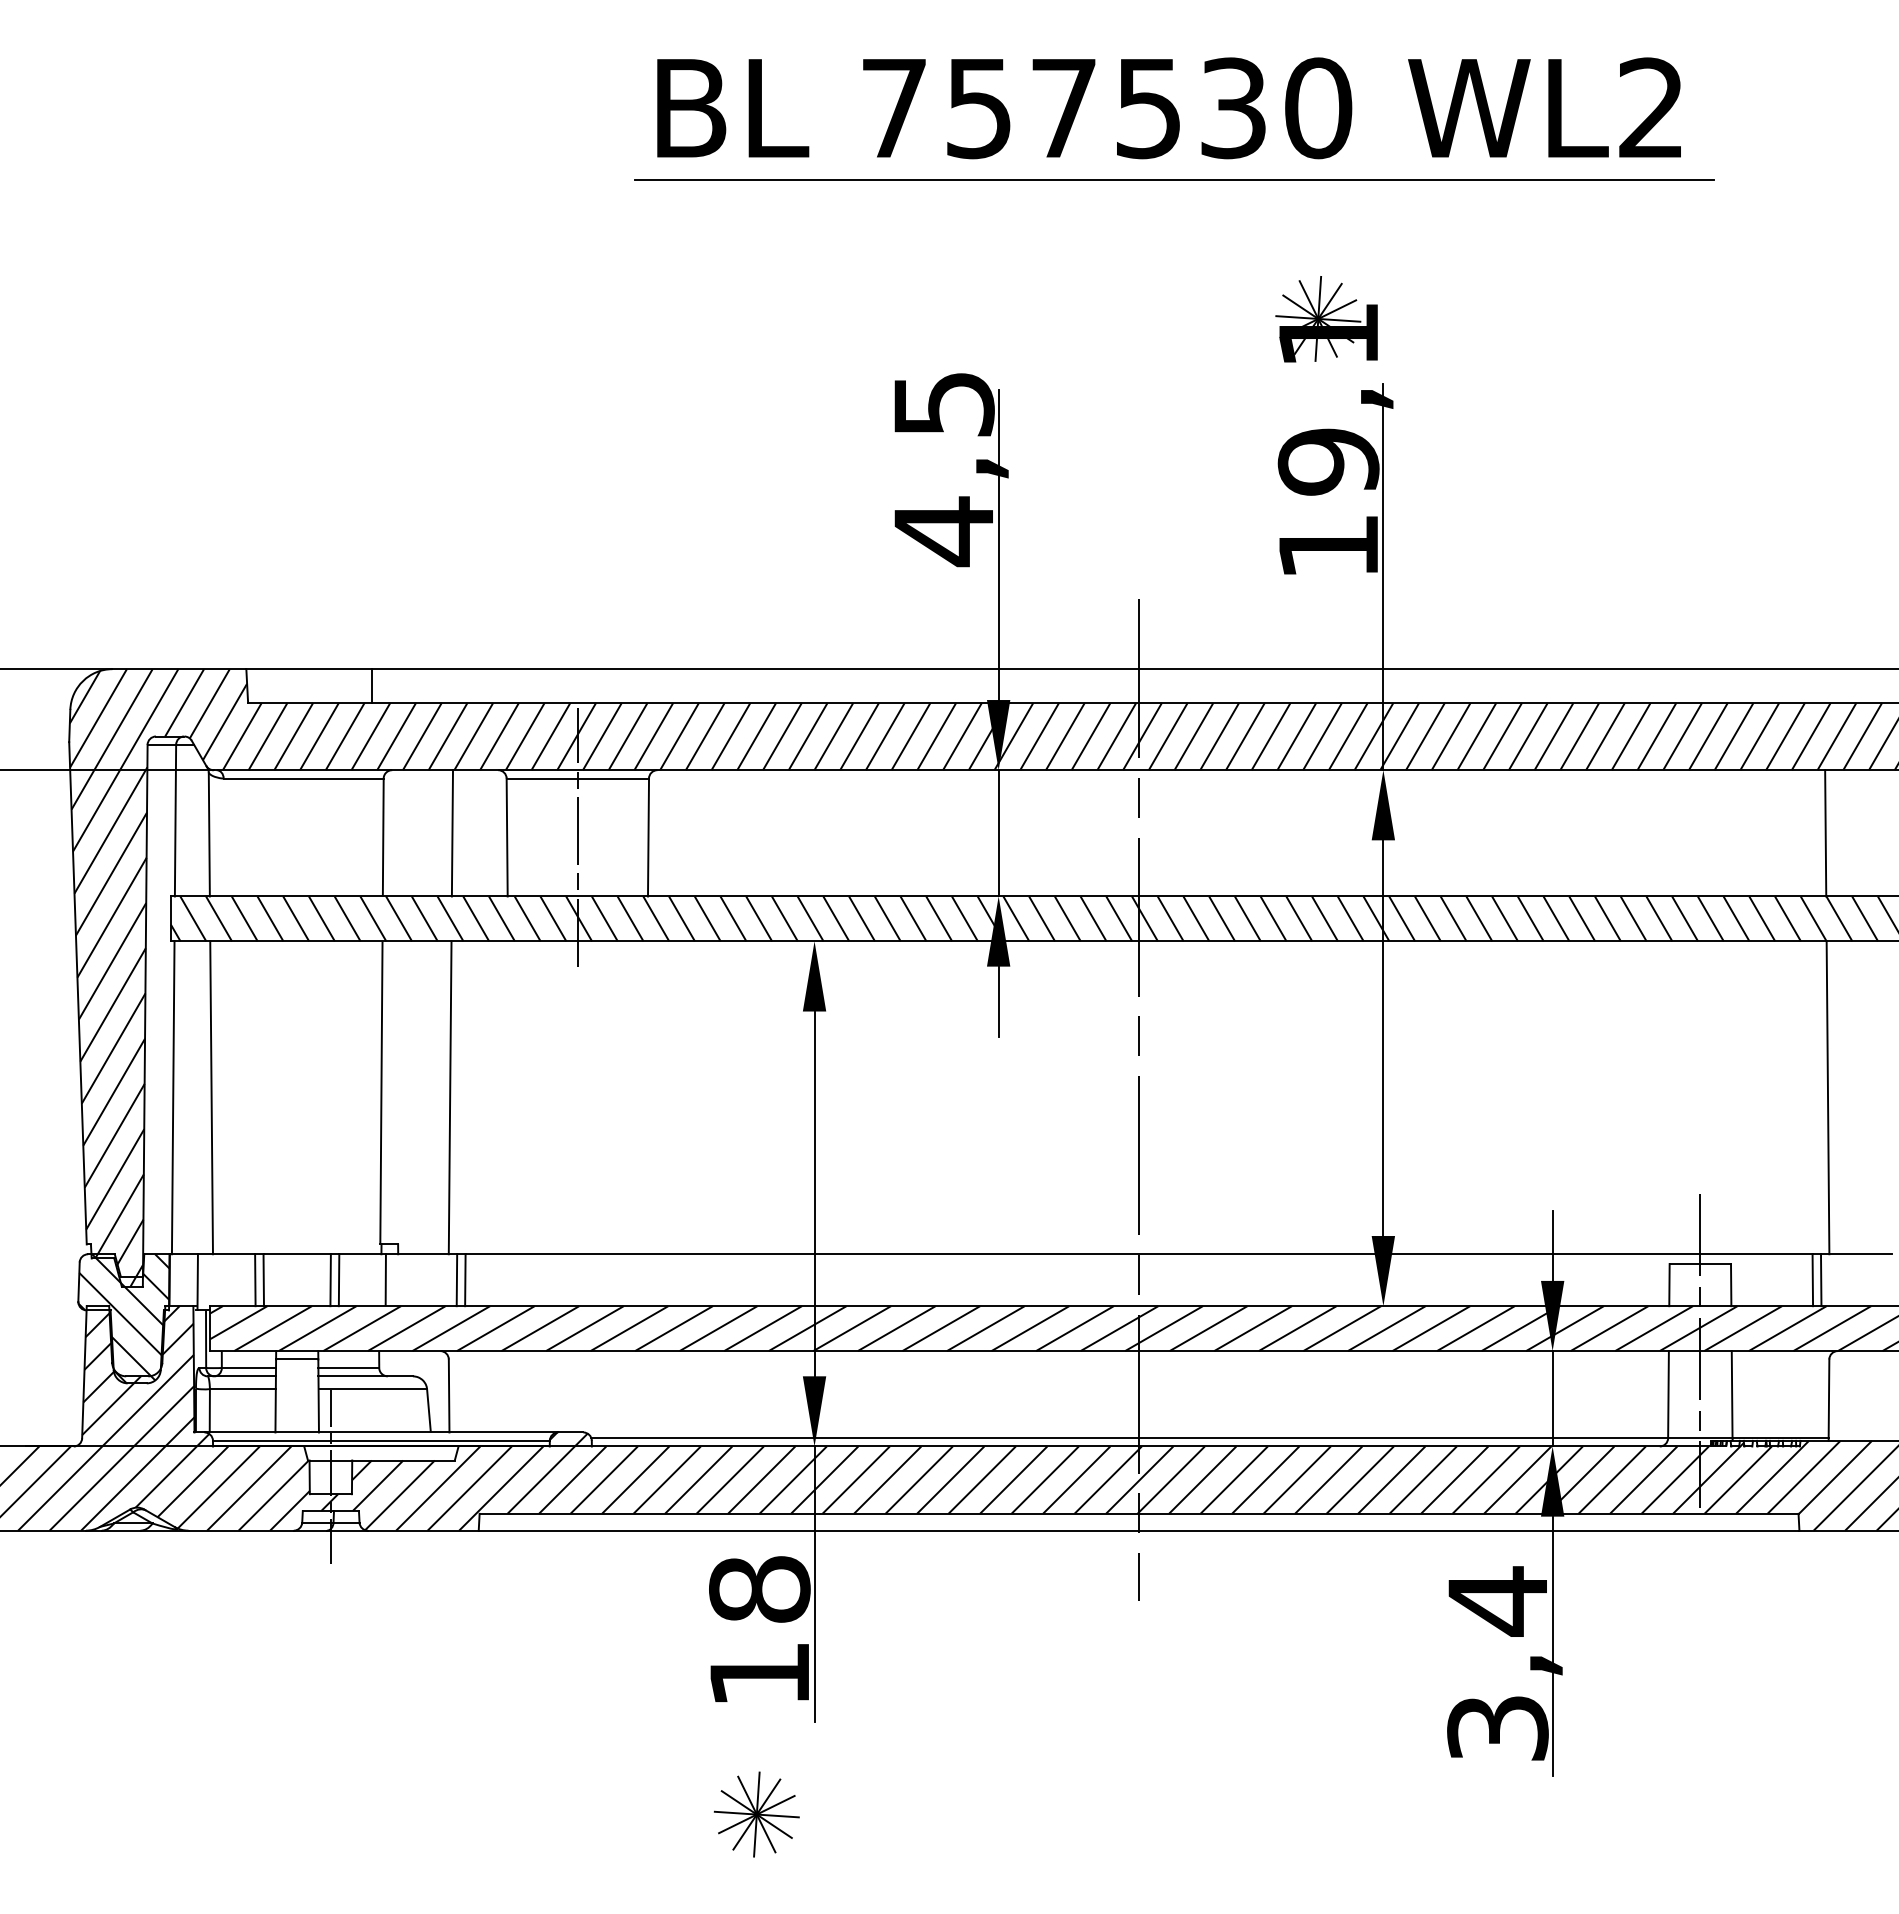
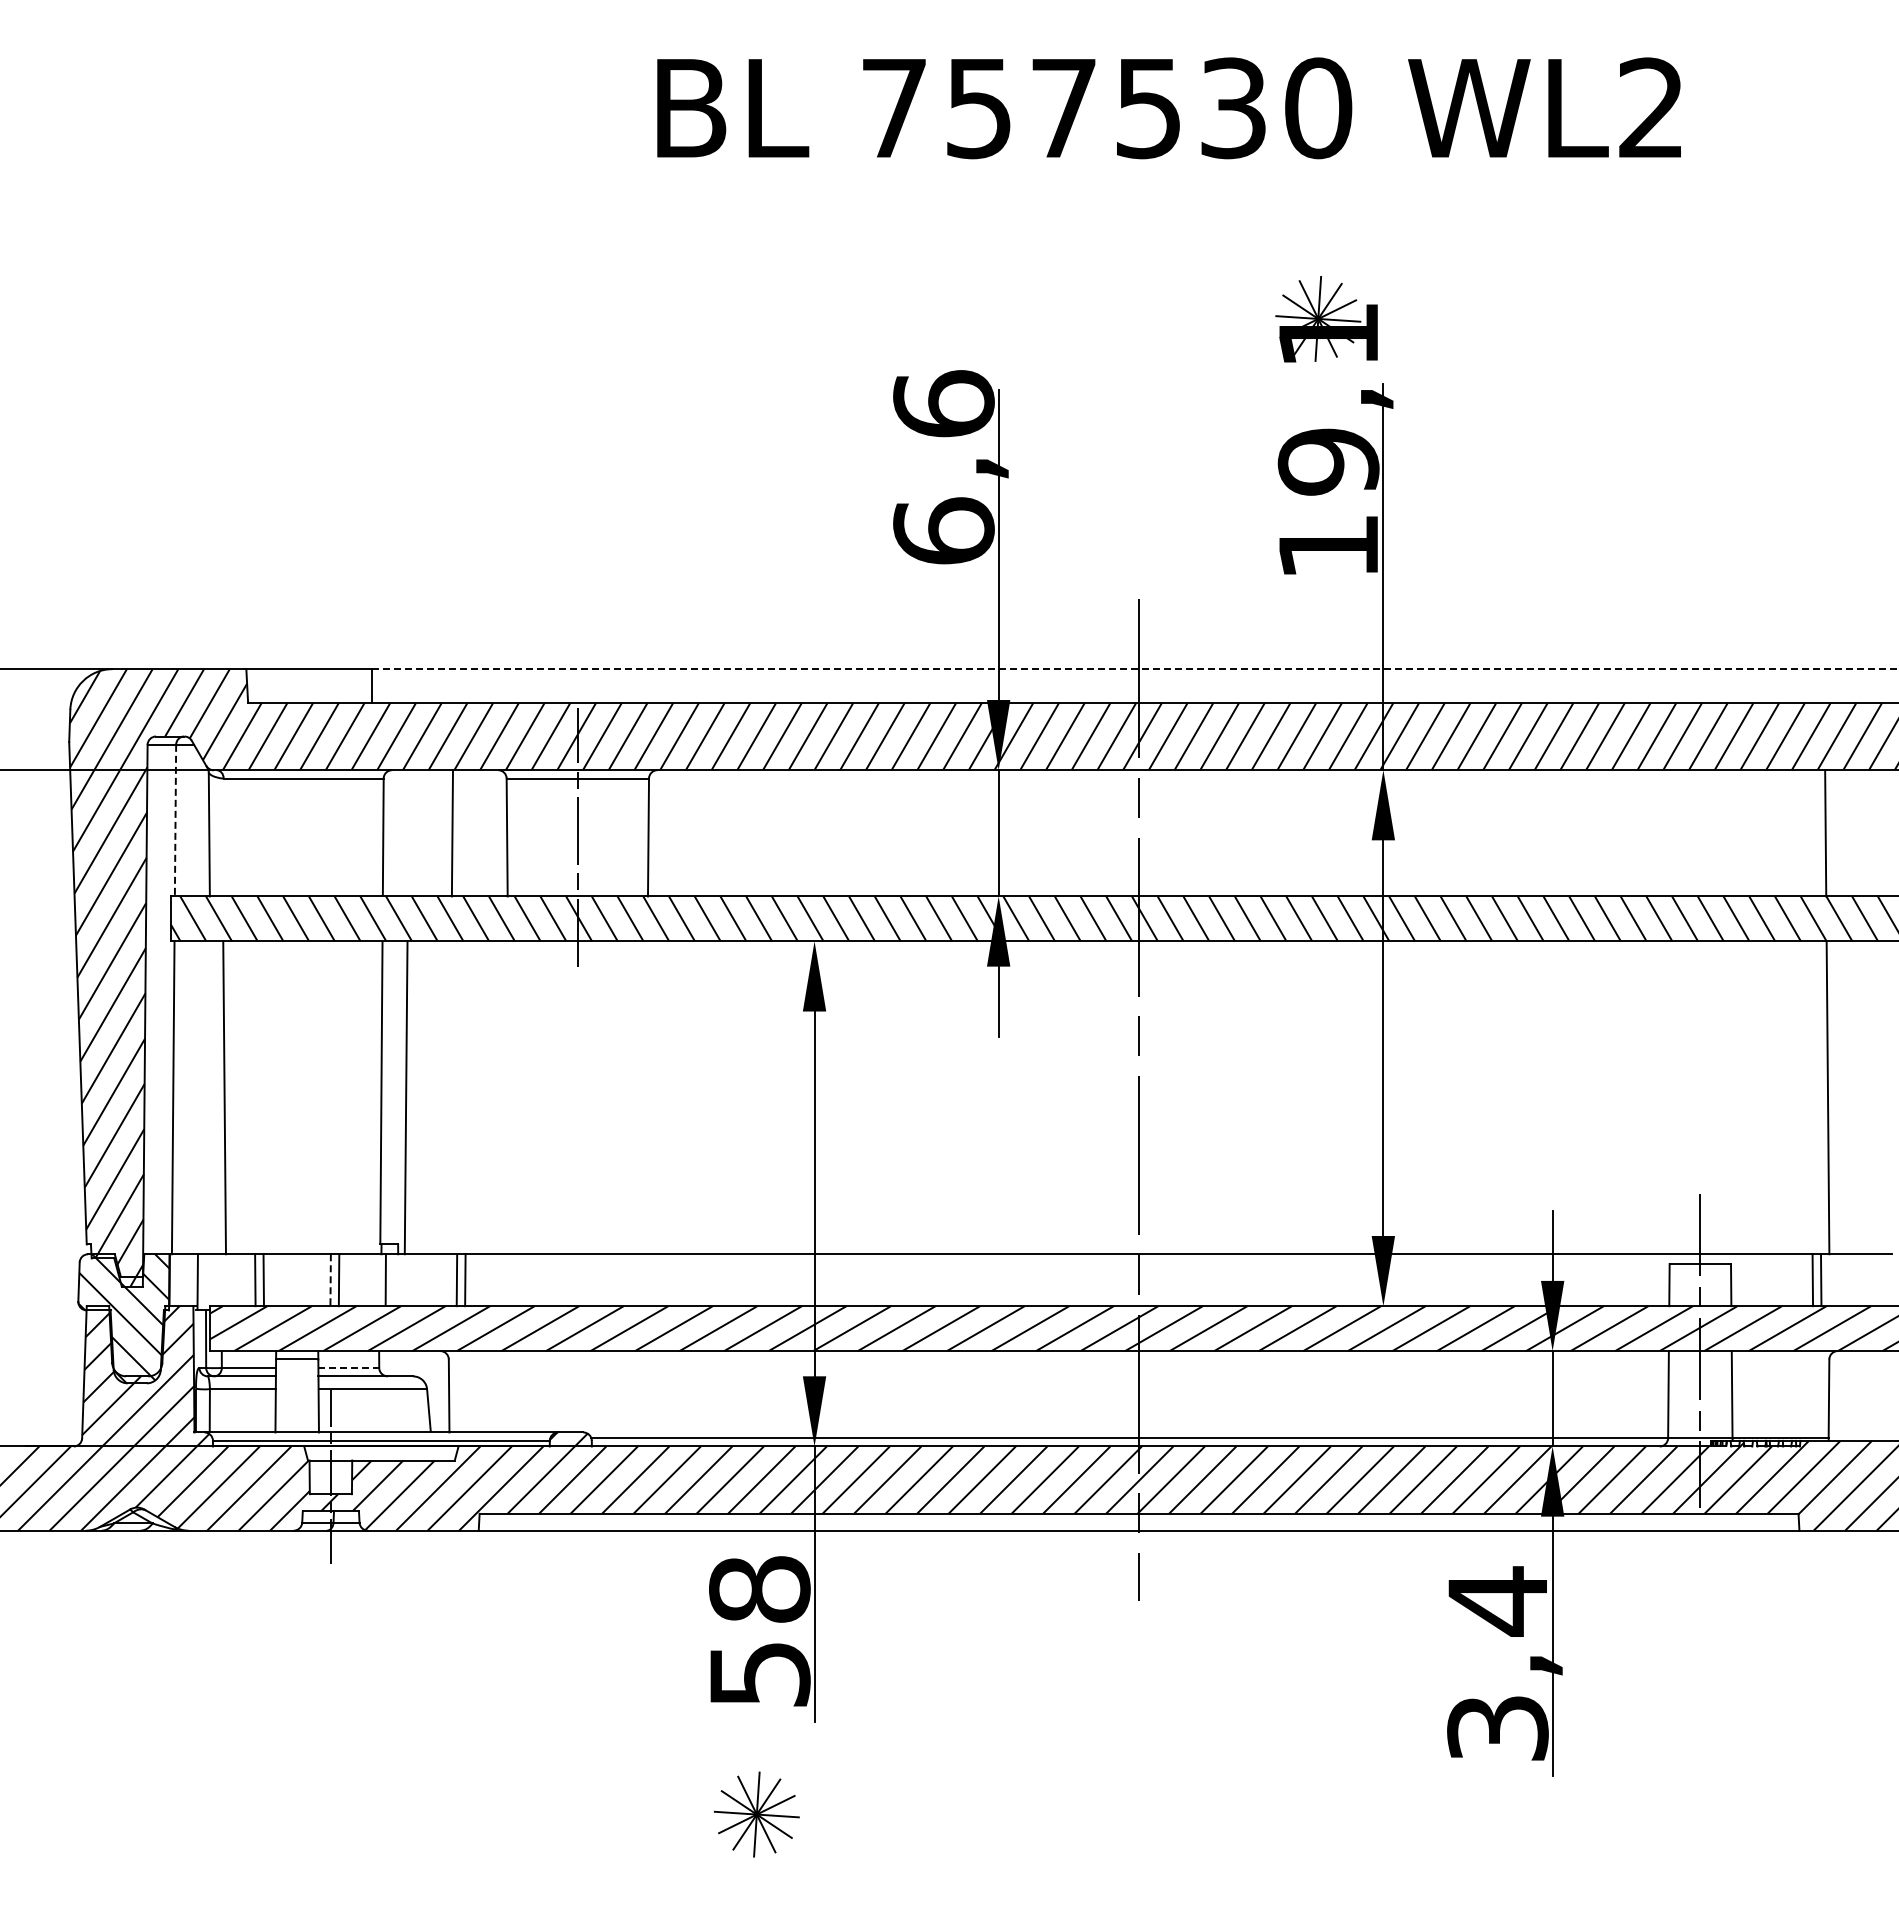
line: present -> none (1173, 179)
text: 4,5 -> 6,6 (943, 468)
line: solid -> dashed (1135, 669)
line: solid -> dashed (175, 820)
line position: (211, 1097) -> (224, 1097) (224, 1097)
line position: (449, 1097) -> (405, 1097) (405, 1097)
line: solid -> dashed (330, 1280)
line: solid -> dashed (349, 1367)
text: 18 -> 58 (760, 1674)
